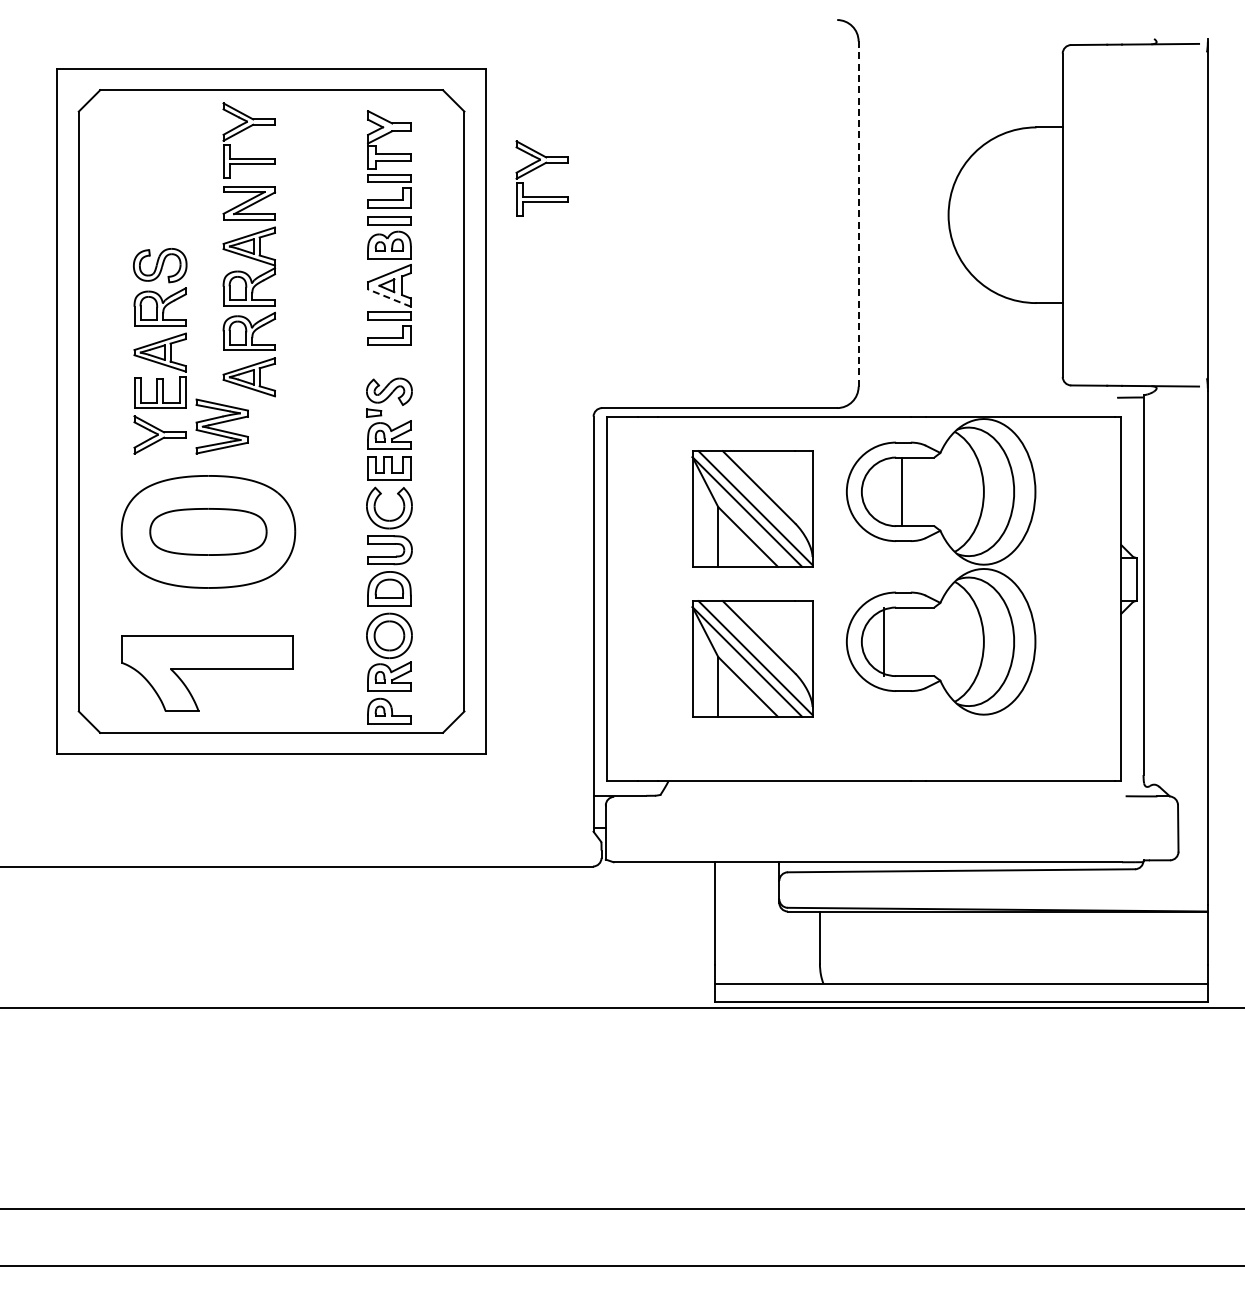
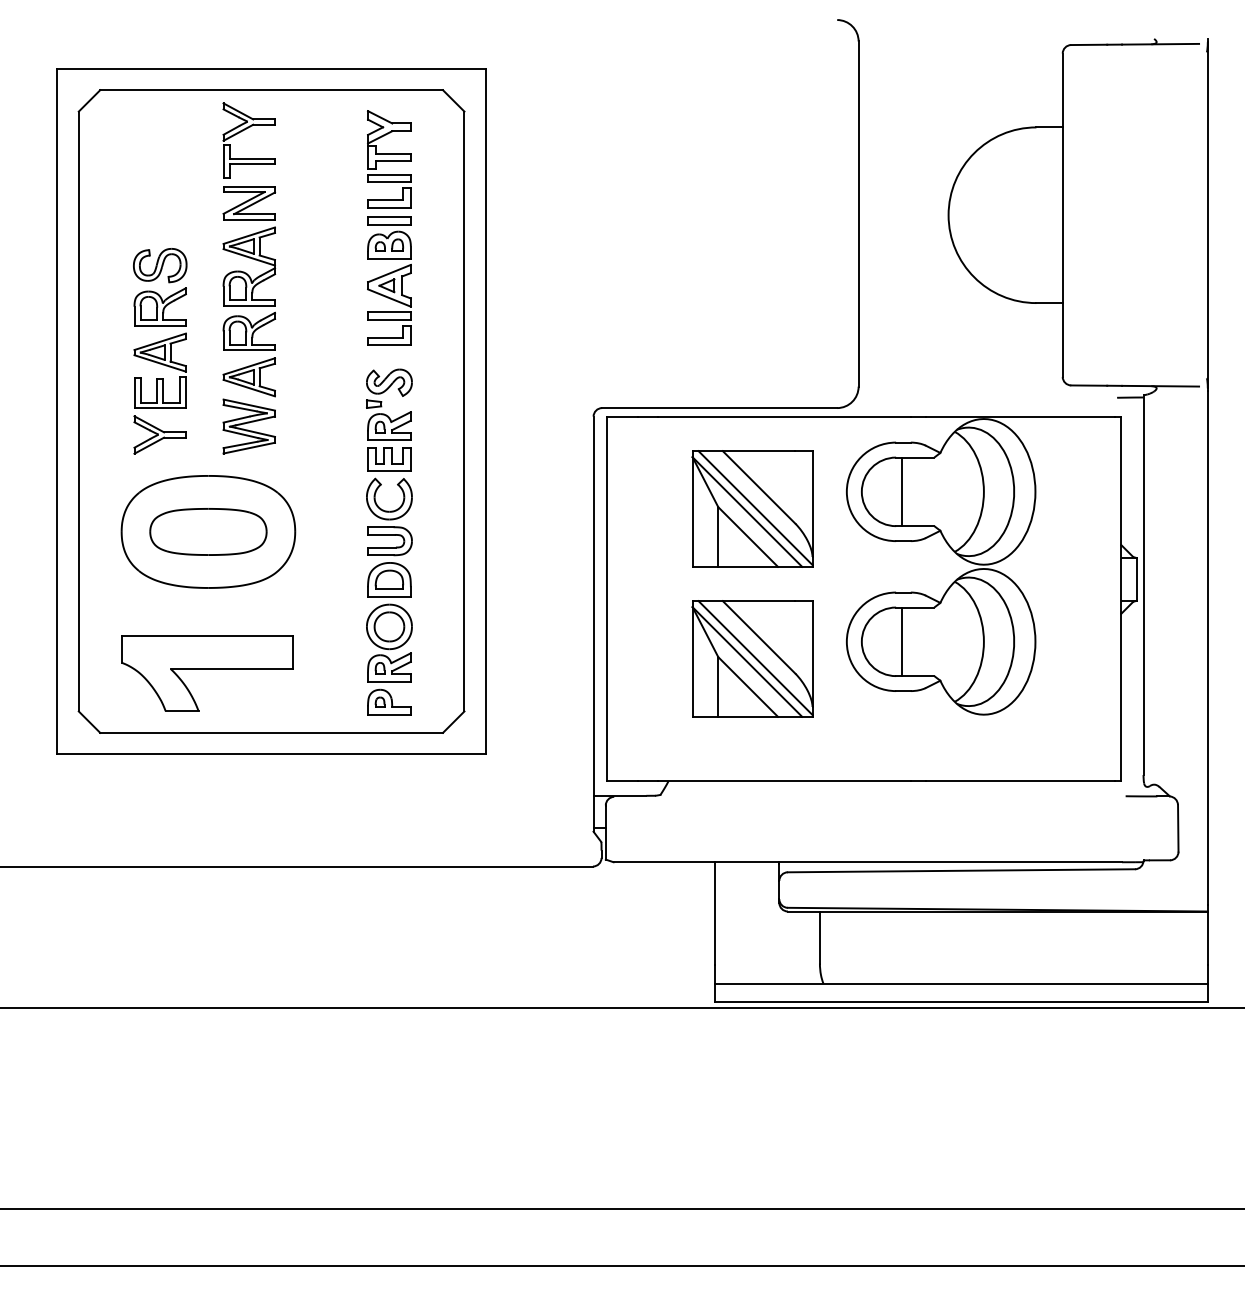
part: present -> none (536, 169)
line: dashed -> solid (858, 214)
line: dashed -> solid (389, 297)
part position: (221, 426) -> (248, 426) (248, 426)
part position: (389, 550) -> (389, 541) (389, 541)
line position: (883, 641) -> (901, 641) (901, 641)
